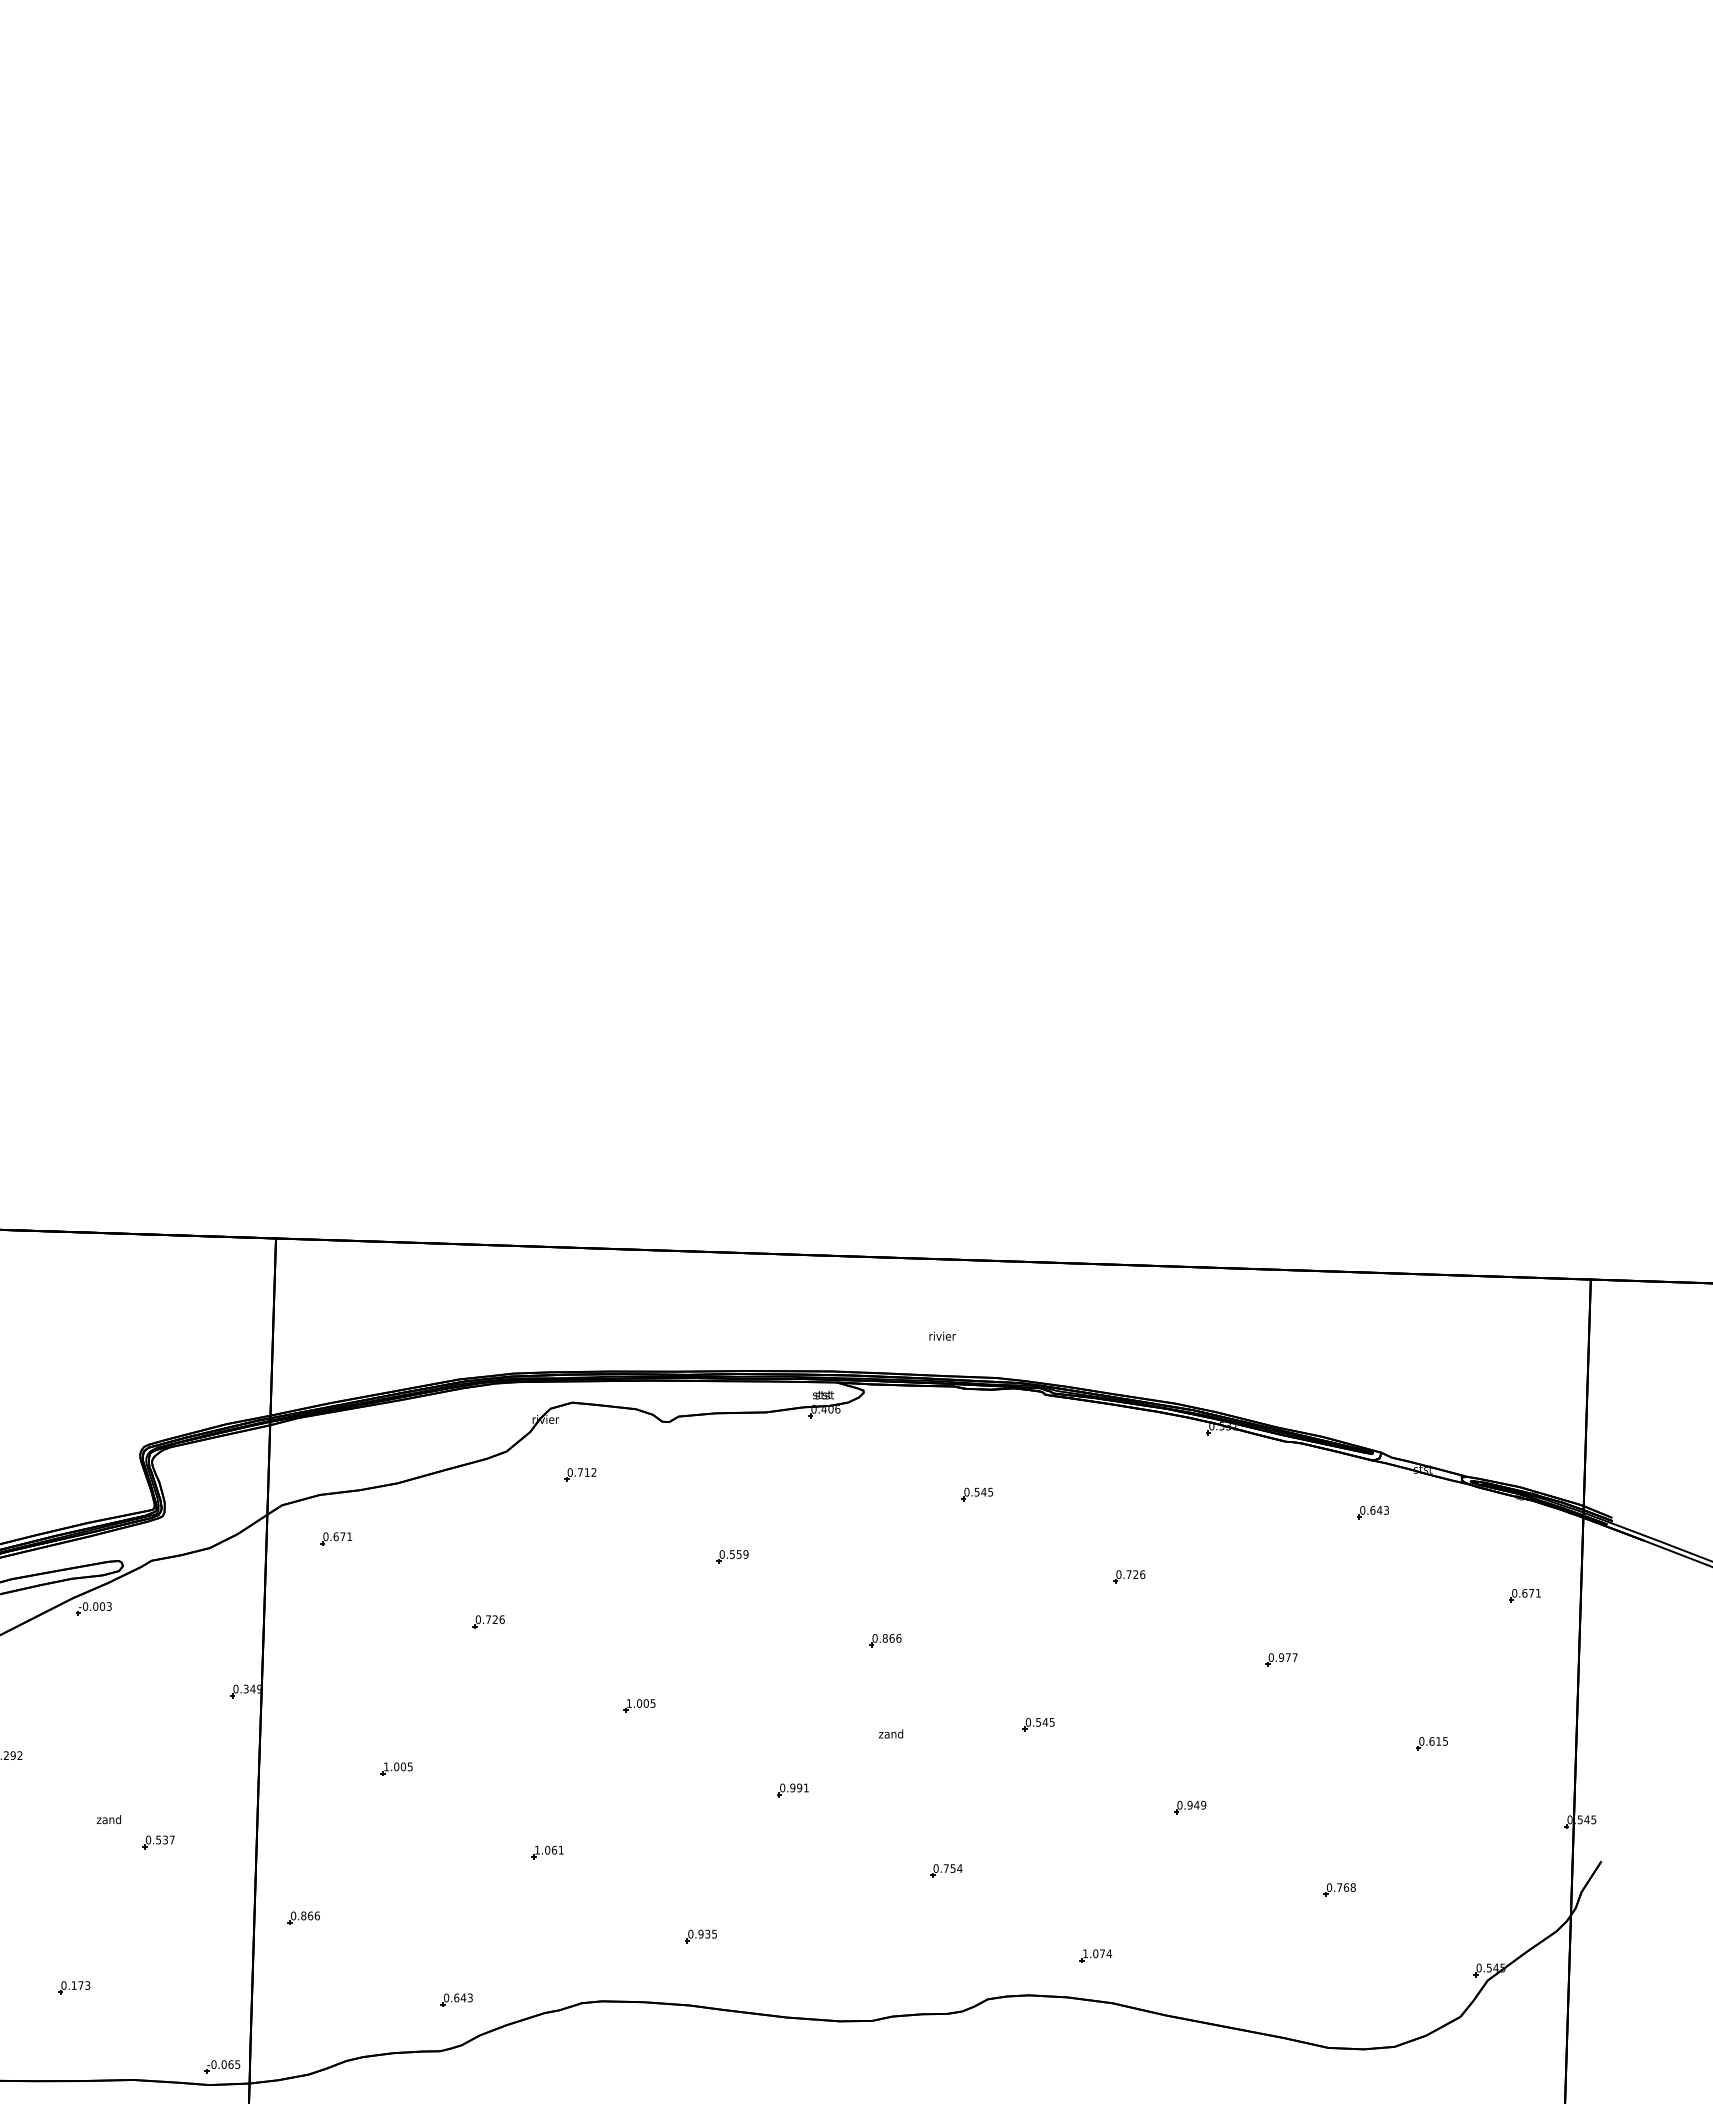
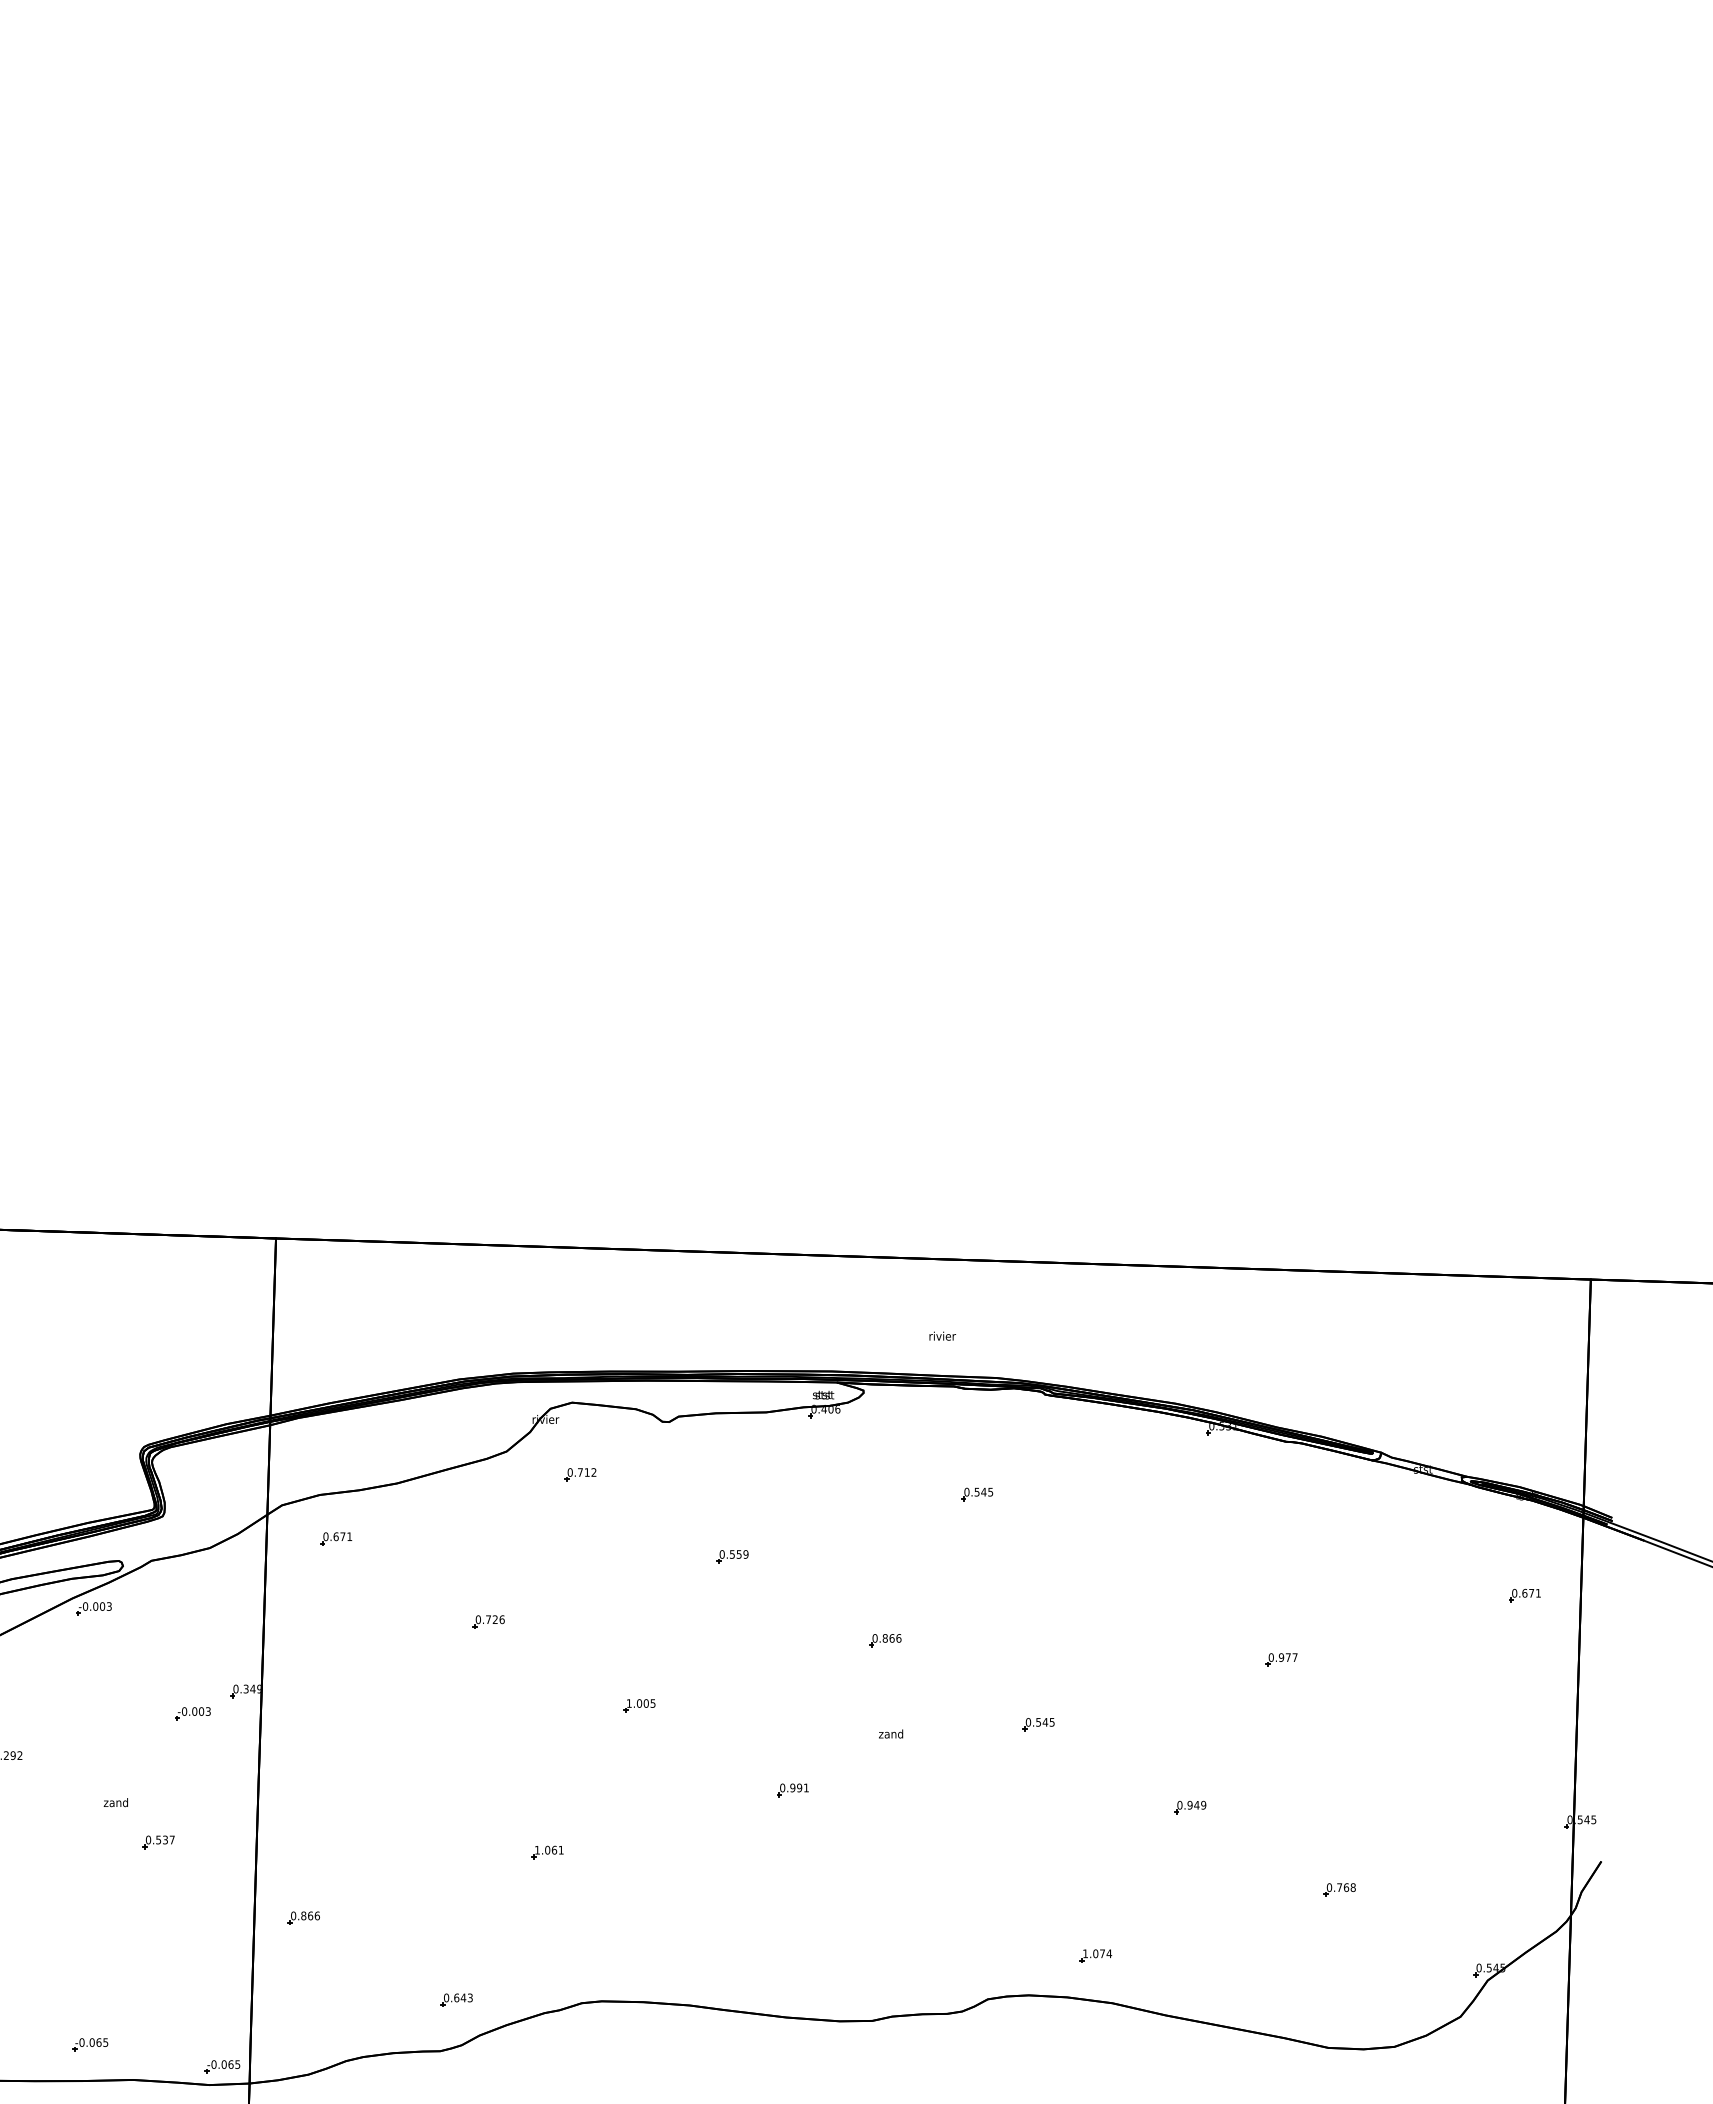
part: present -> none (1372, 1512)
part: present -> none (1129, 1576)
part: none -> present (192, 1713)
part: present -> none (1431, 1743)
part: present -> none (396, 1768)
text position: (108, 1819) -> (115, 1802) (115, 1802)
part: present -> none (946, 1870)
part: present -> none (700, 1936)
part: present -> none (74, 1987)
part: none -> present (90, 2044)
